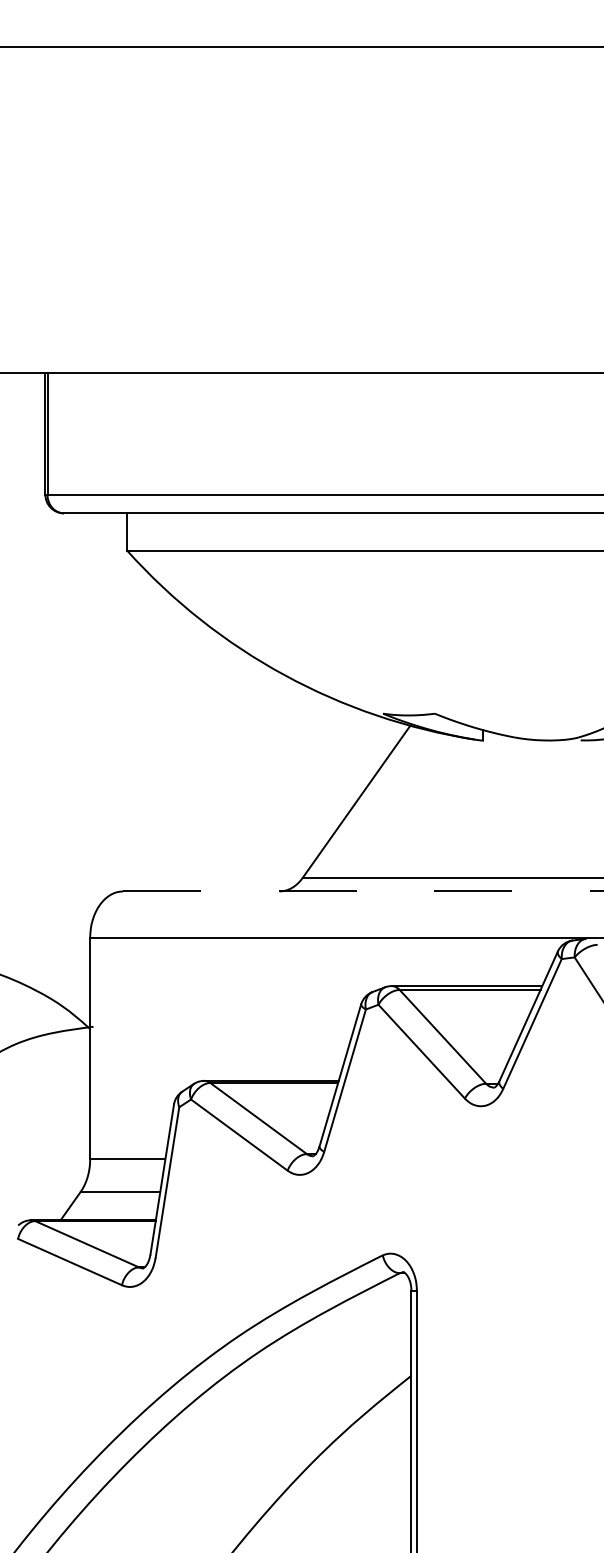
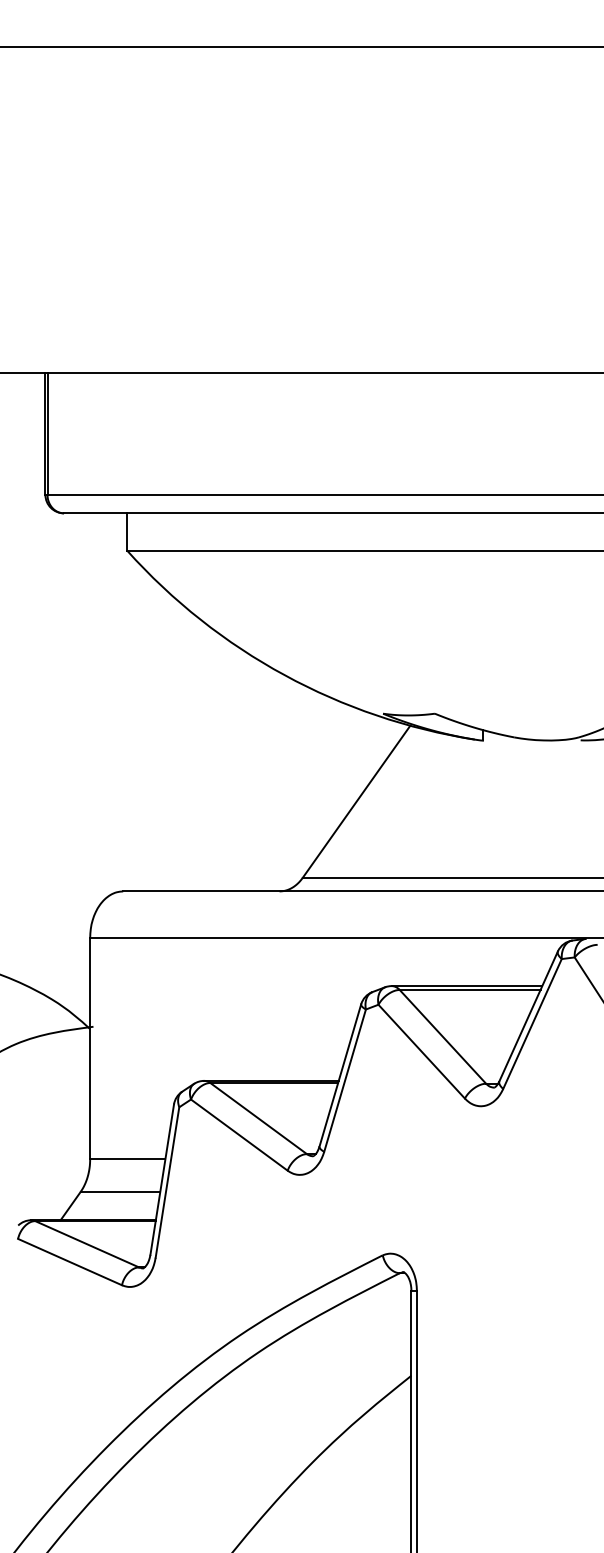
line: dashed -> solid (363, 891)
